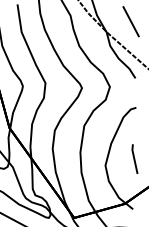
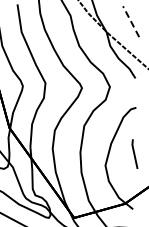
line: solid -> dashed (130, 21)
line position: (134, 158) -> (134, 153) (134, 153)
